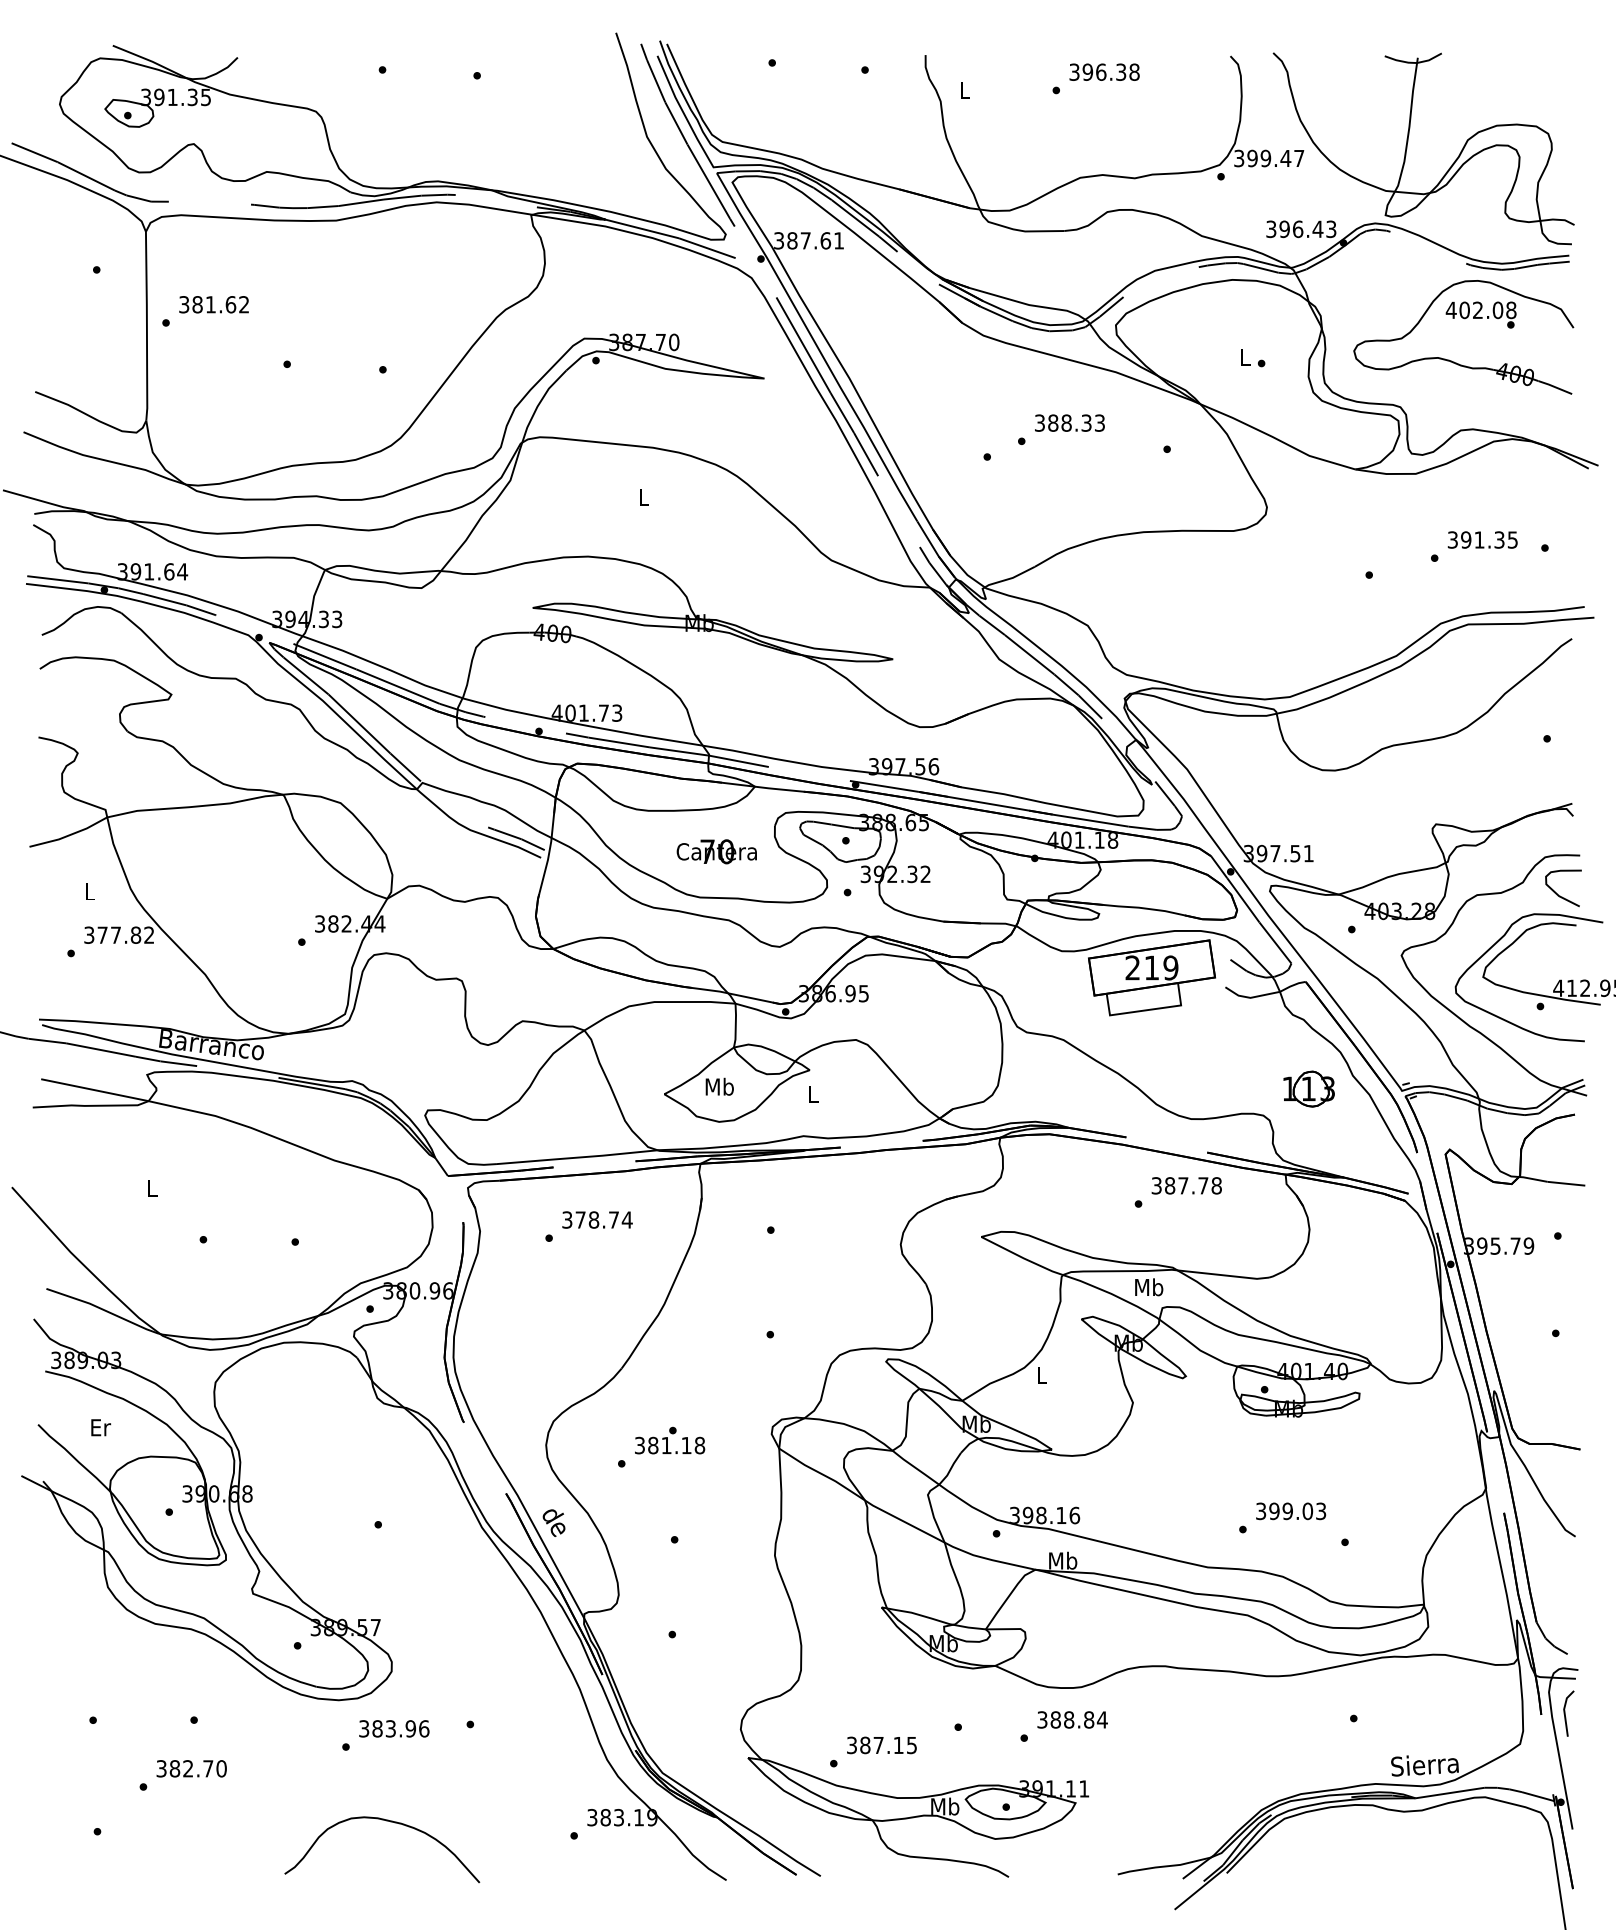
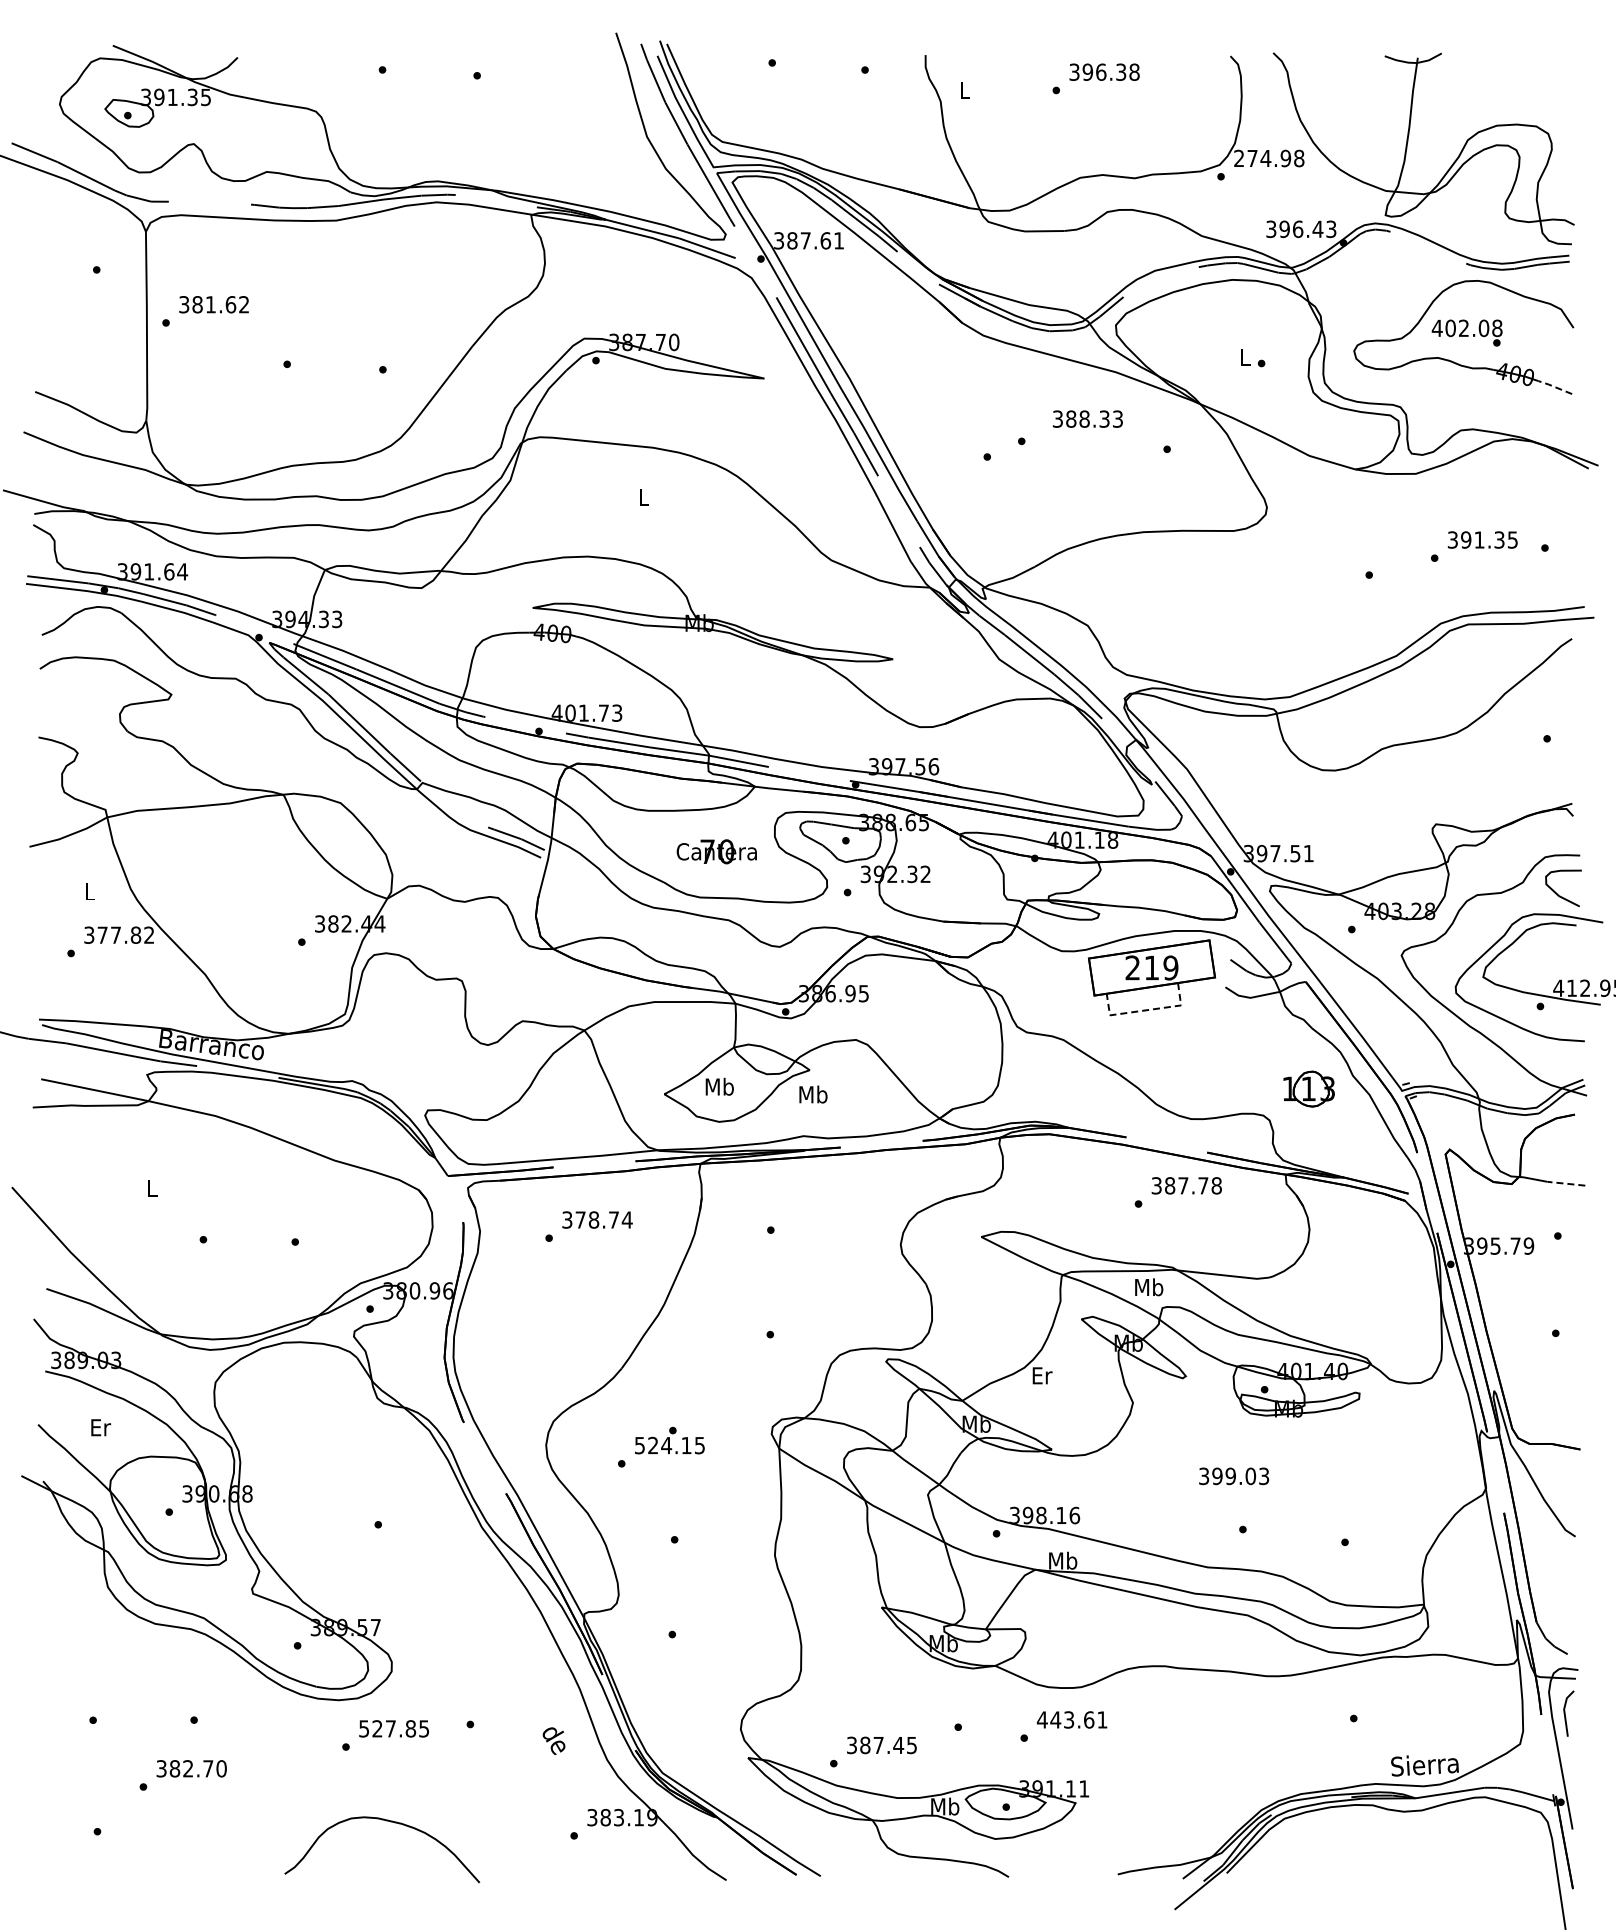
text: 399.47 -> 274.98 (1269, 158)
text position: (1480, 314) -> (1466, 332) (1466, 332)
line: solid -> dashed (1554, 386)
text position: (1069, 422) -> (1087, 418) (1087, 418)
line: solid -> dashed (1145, 1010)
text: L -> Mb (813, 1094)
line: solid -> dashed (1566, 1183)
text: L -> Er (1042, 1375)
text: 381.18 -> 524.15 (670, 1445)
text position: (1291, 1511) -> (1234, 1476) (1234, 1476)
text position: (553, 1522) -> (553, 1740) (553, 1740)
text: 388.84 -> 443.61 (1071, 1719)
text: 383.96 -> 527.85 (394, 1728)
text: 387.15 -> 387.45 (898, 1745)
